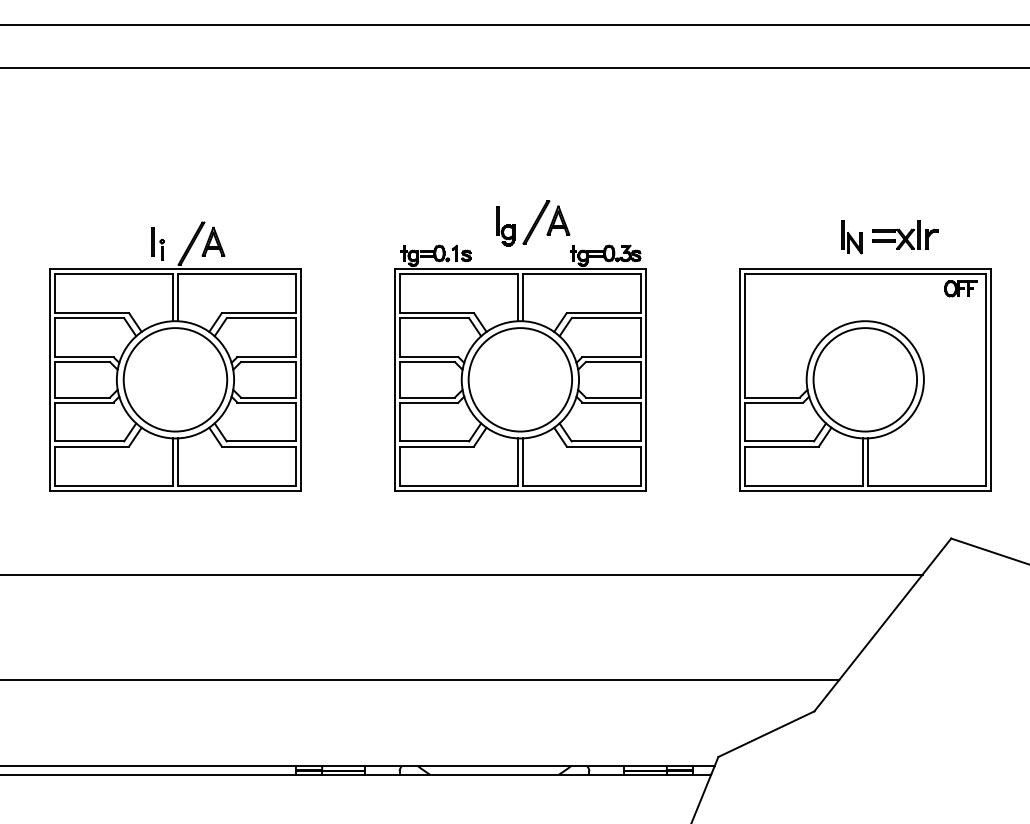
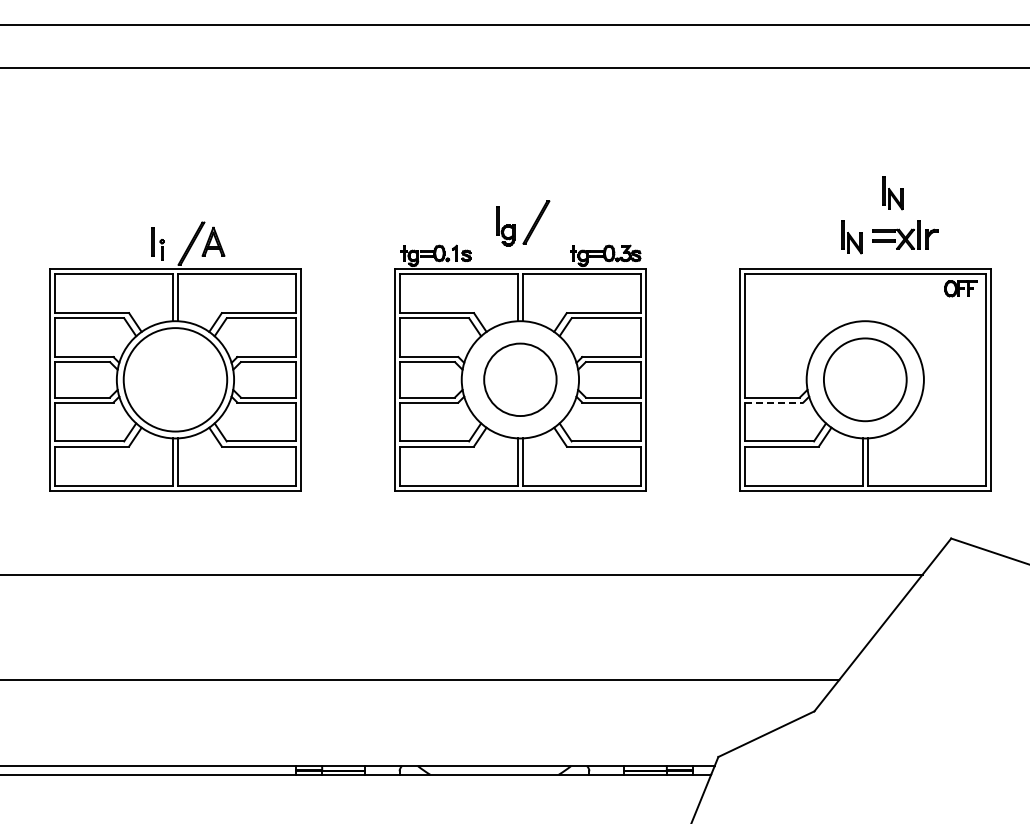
part: none -> present (892, 193)
part: present -> none (558, 220)
circle diameter: 103 px -> 72 px (520, 379)
circle diameter: 103 px -> 83 px (864, 379)
line: solid -> dashed (774, 402)
